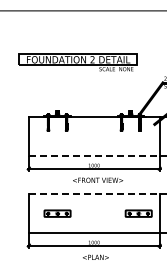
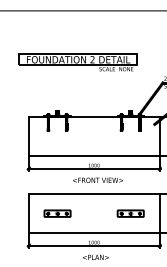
line: dashed -> solid (94, 156)
line: dashed -> solid (94, 194)
part position: (138, 213) -> (130, 213) (130, 213)
